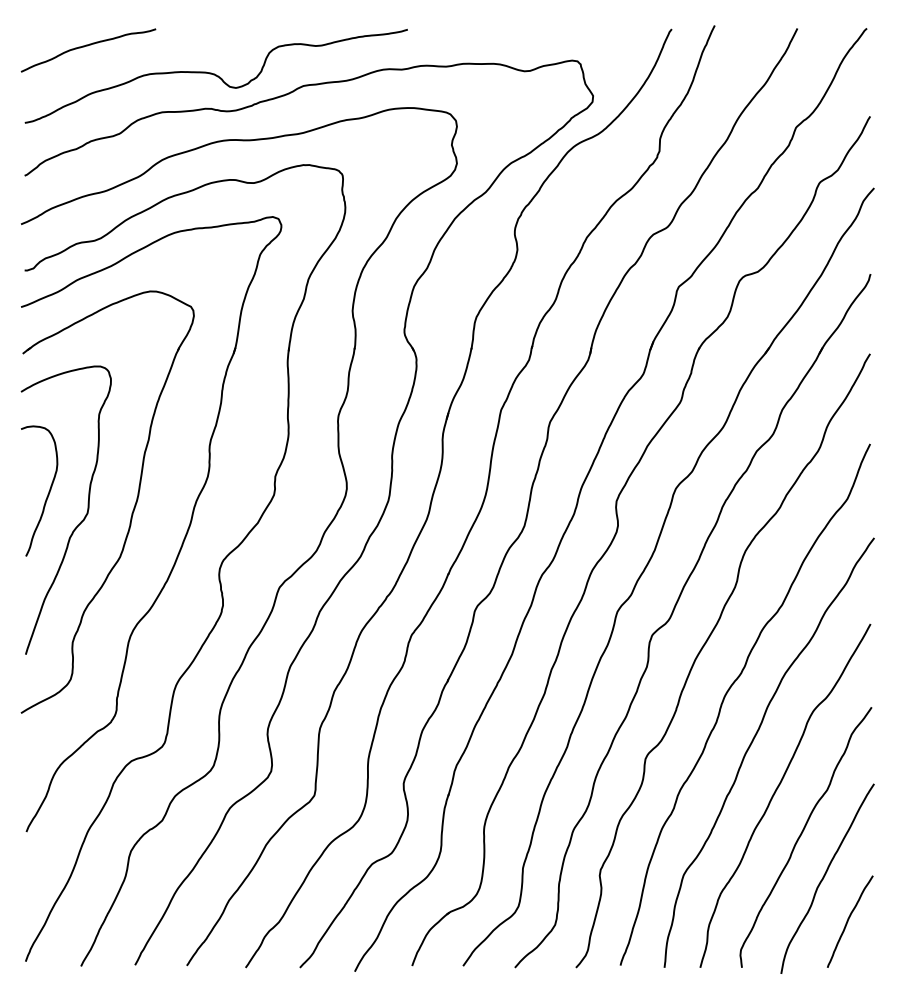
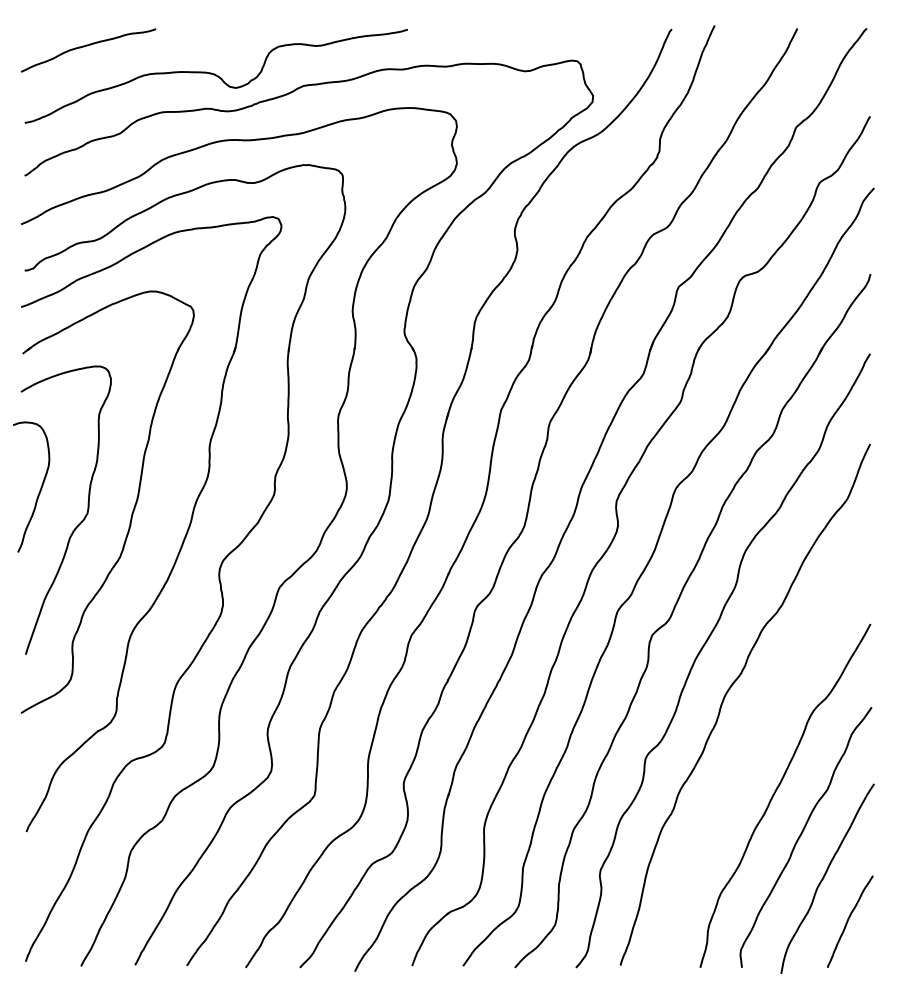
curve position: (47, 494) -> (39, 490) (39, 490)
curve: present -> none (752, 743)
